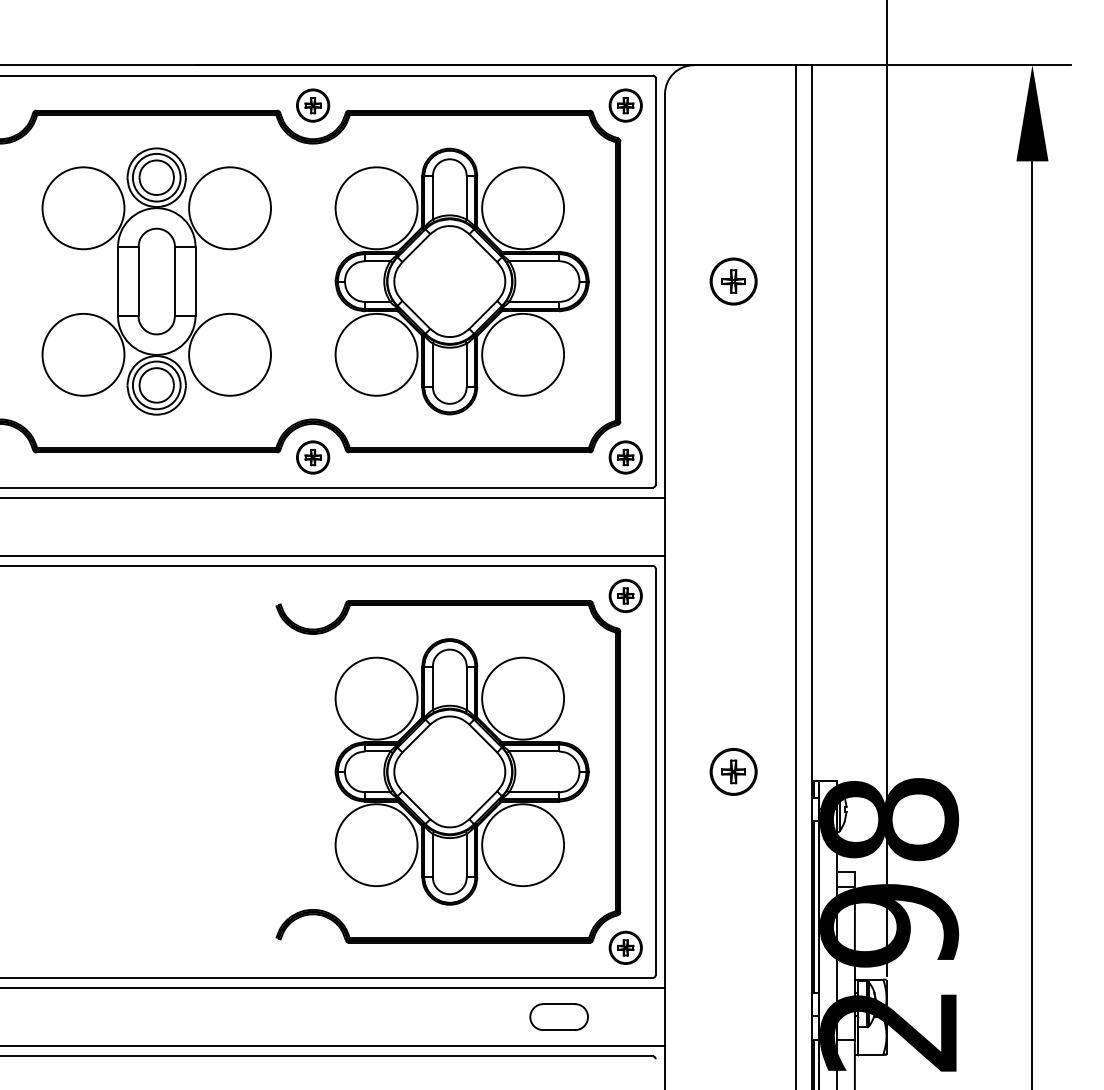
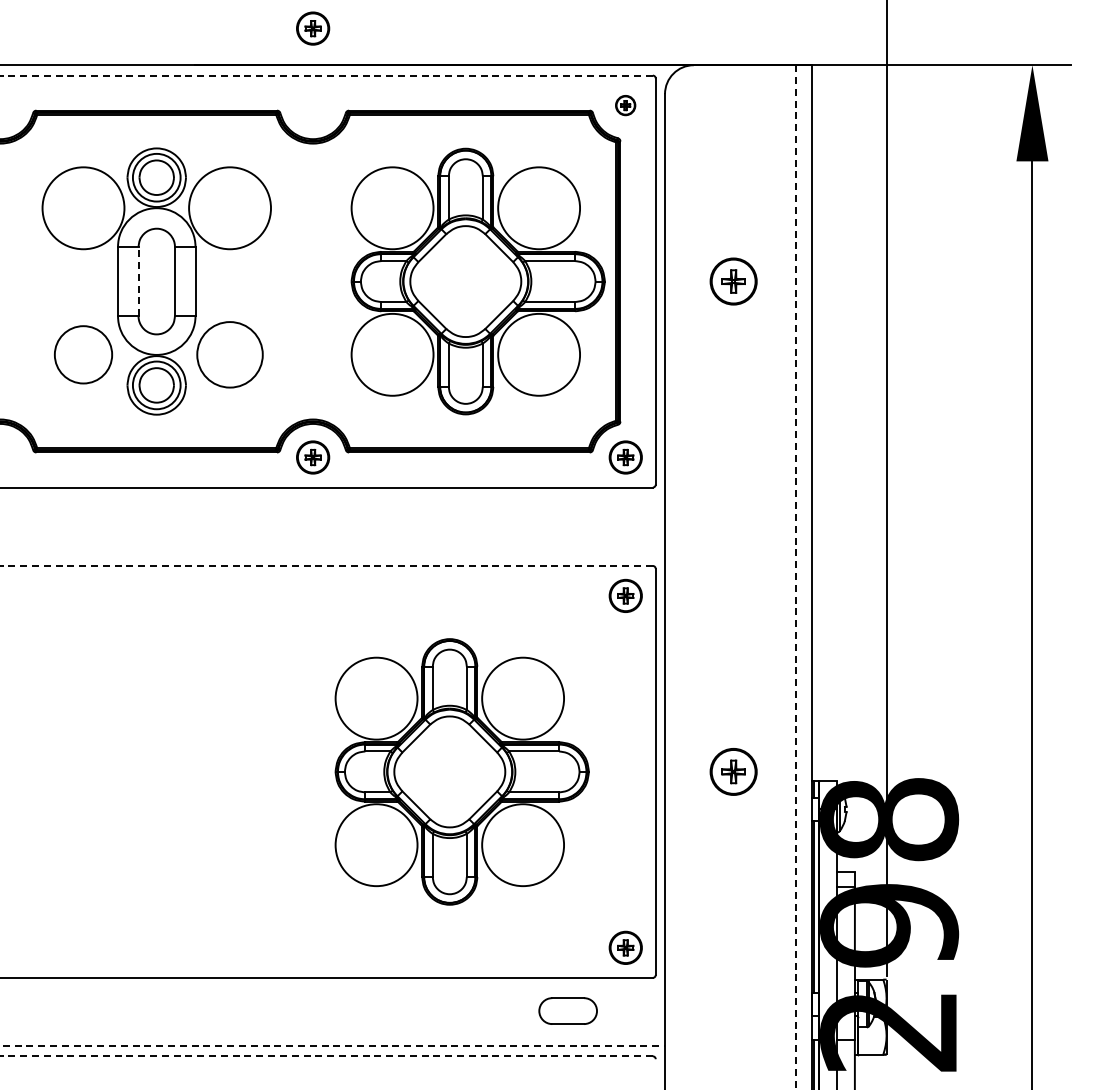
line: solid -> dashed (326, 75)
part position: (313, 105) -> (313, 28) (313, 28)
part size: 35x35 px -> 22x22 px (625, 105)
line: solid -> dashed (138, 281)
part position: (461, 281) -> (477, 281) (477, 281)
circle diameter: 82 px -> 57 px (83, 354)
circle diameter: 82 px -> 66 px (229, 354)
line: present -> none (333, 497)
line: present -> none (333, 555)
line: solid -> dashed (326, 565)
line: solid -> dashed (795, 578)
part: present -> none (448, 605)
line: present -> none (333, 988)
part position: (558, 1016) -> (567, 1010) (567, 1010)
line: solid -> dashed (333, 1045)
line: solid -> dashed (326, 1056)
